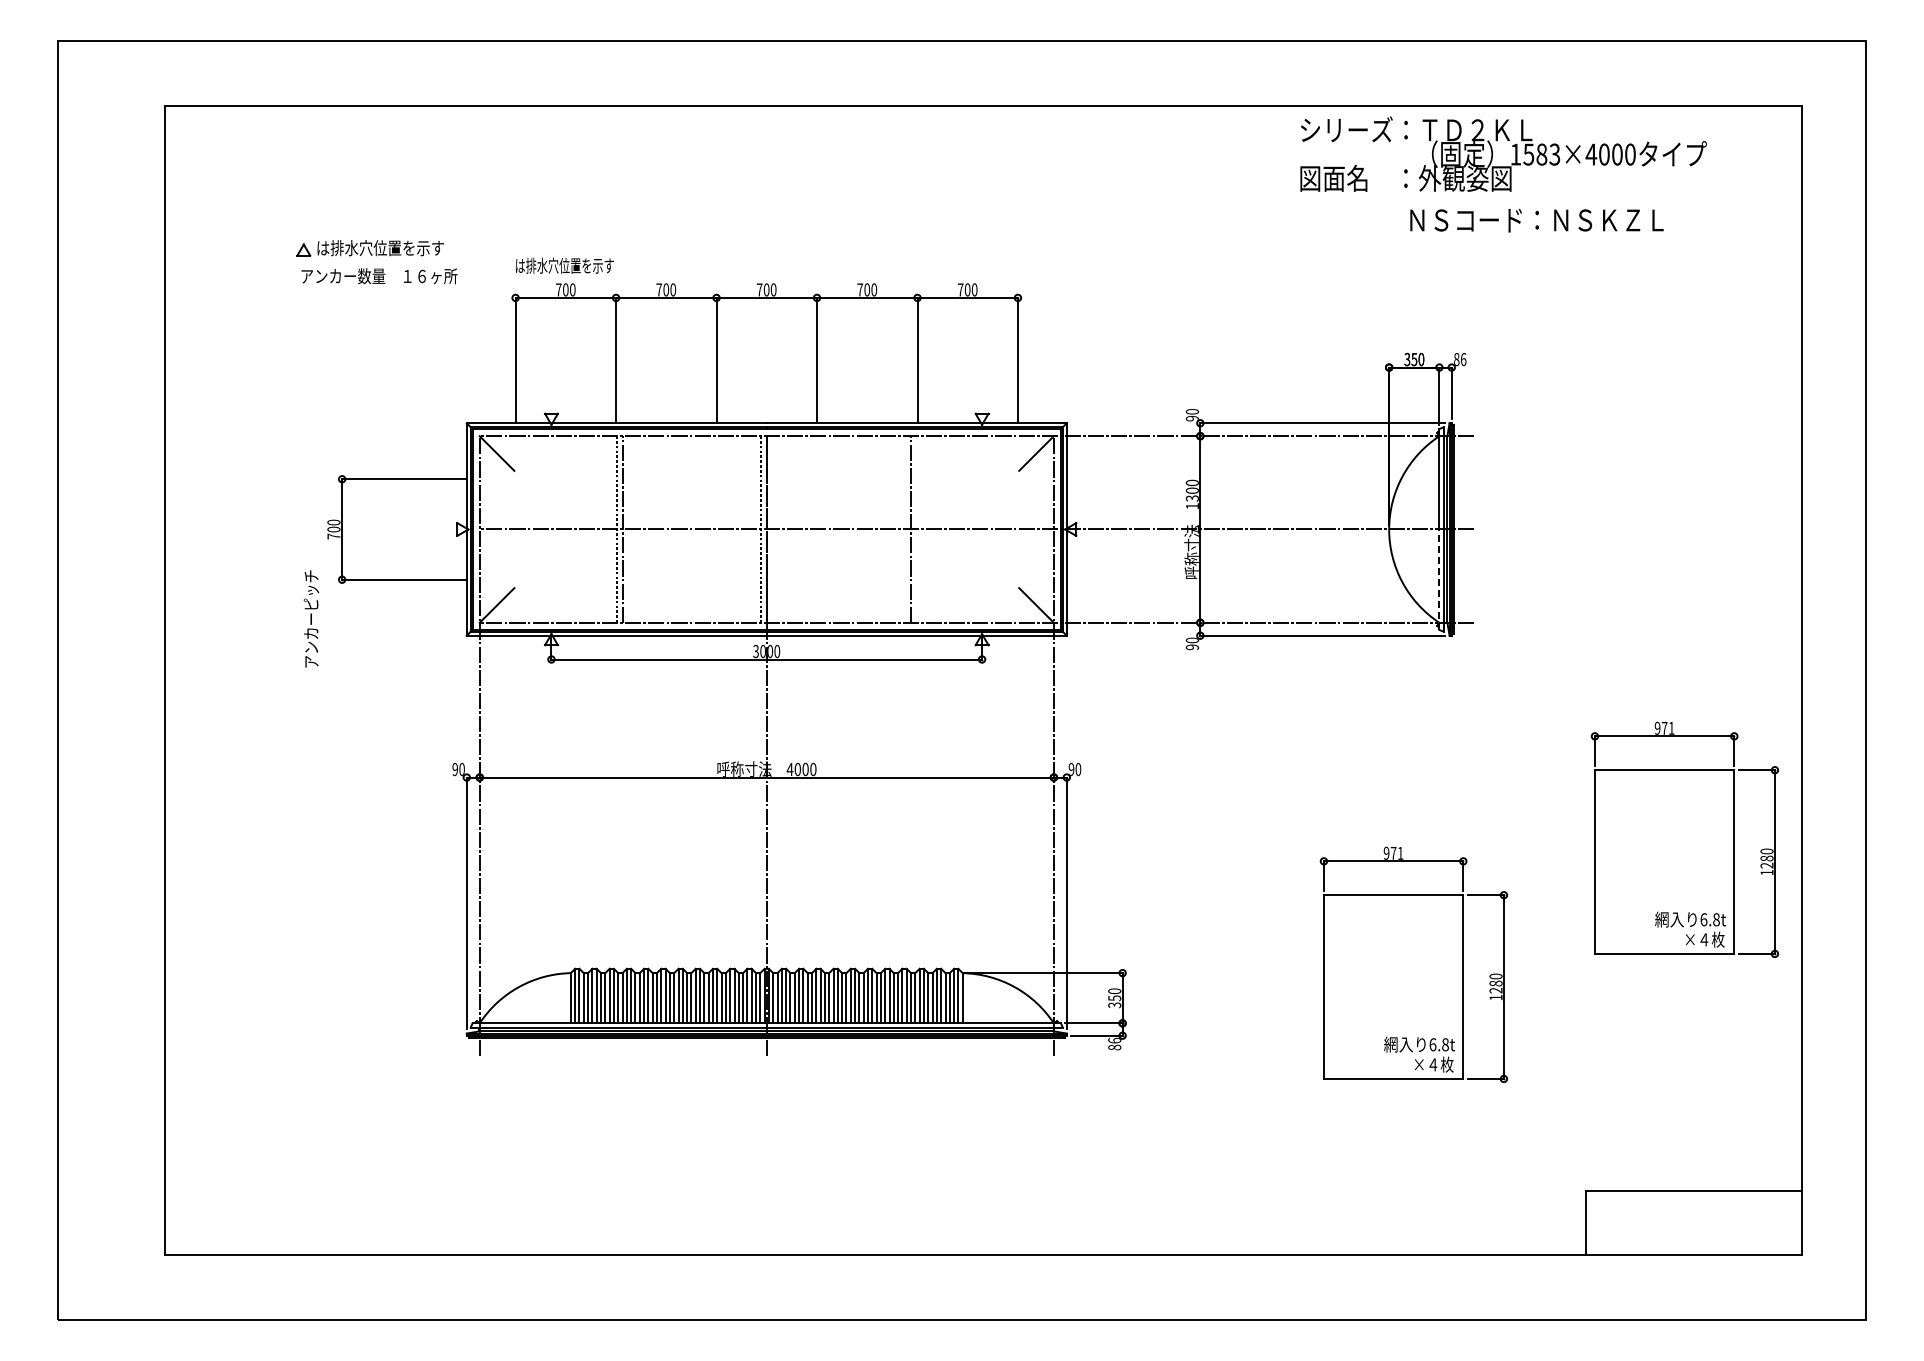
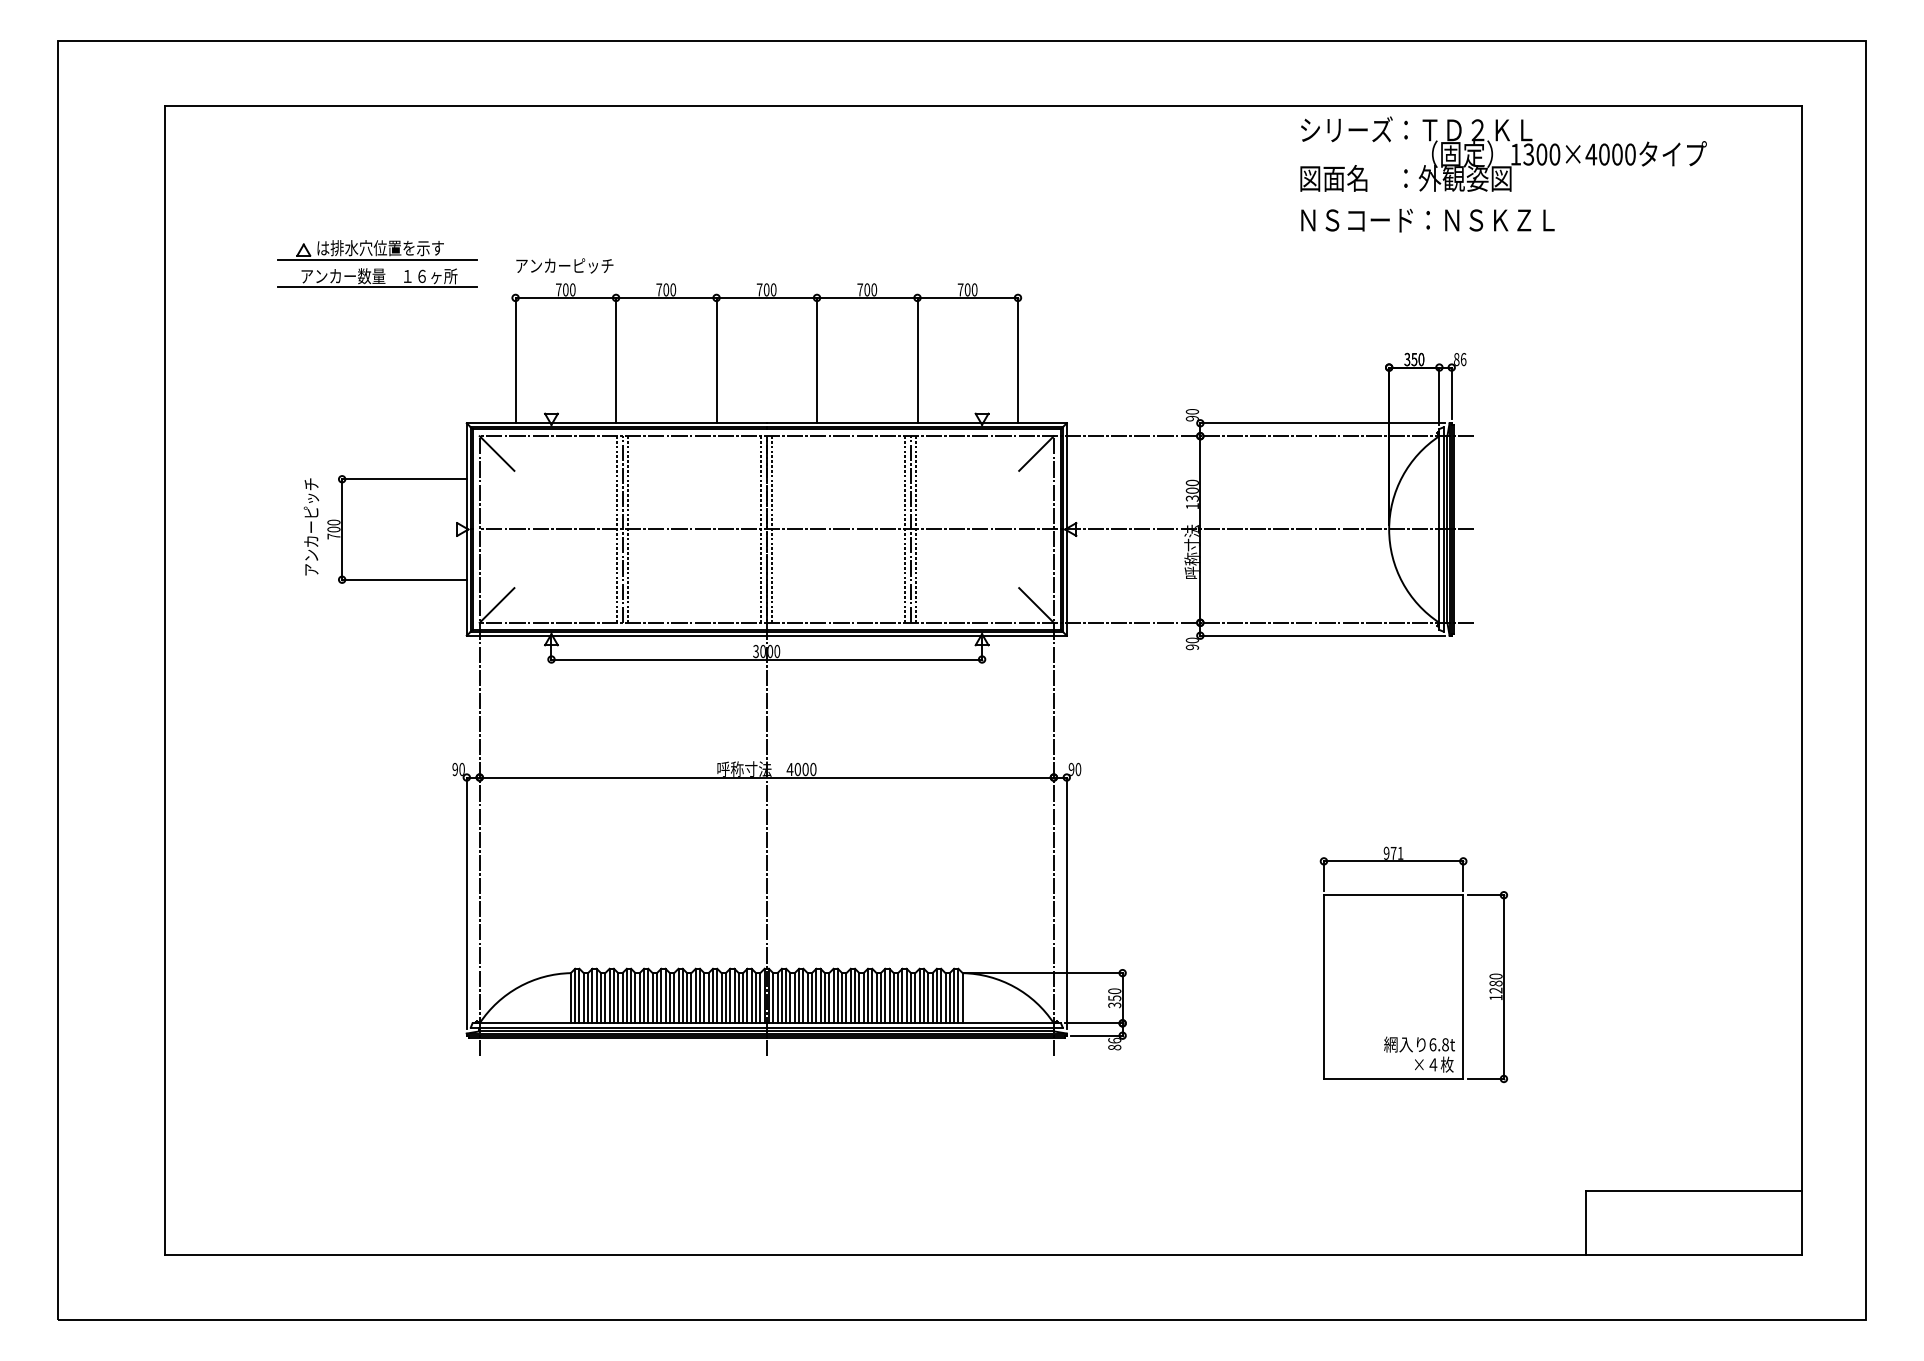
text: 1583×4000 -> 1300×4000 (1542, 154)
text position: (1536, 220) -> (1427, 220) (1427, 220)
line: none -> present (376, 259)
text: は排水穴位置を示す -> アンカーピッチ (564, 265)
line: none -> present (376, 286)
line: none -> present (628, 529)
line: none -> present (772, 529)
line: none -> present (905, 529)
line: none -> present (916, 529)
line: dashed -> solid (1439, 579)
text position: (311, 618) -> (311, 526) (311, 526)
part: present -> none (1684, 839)
